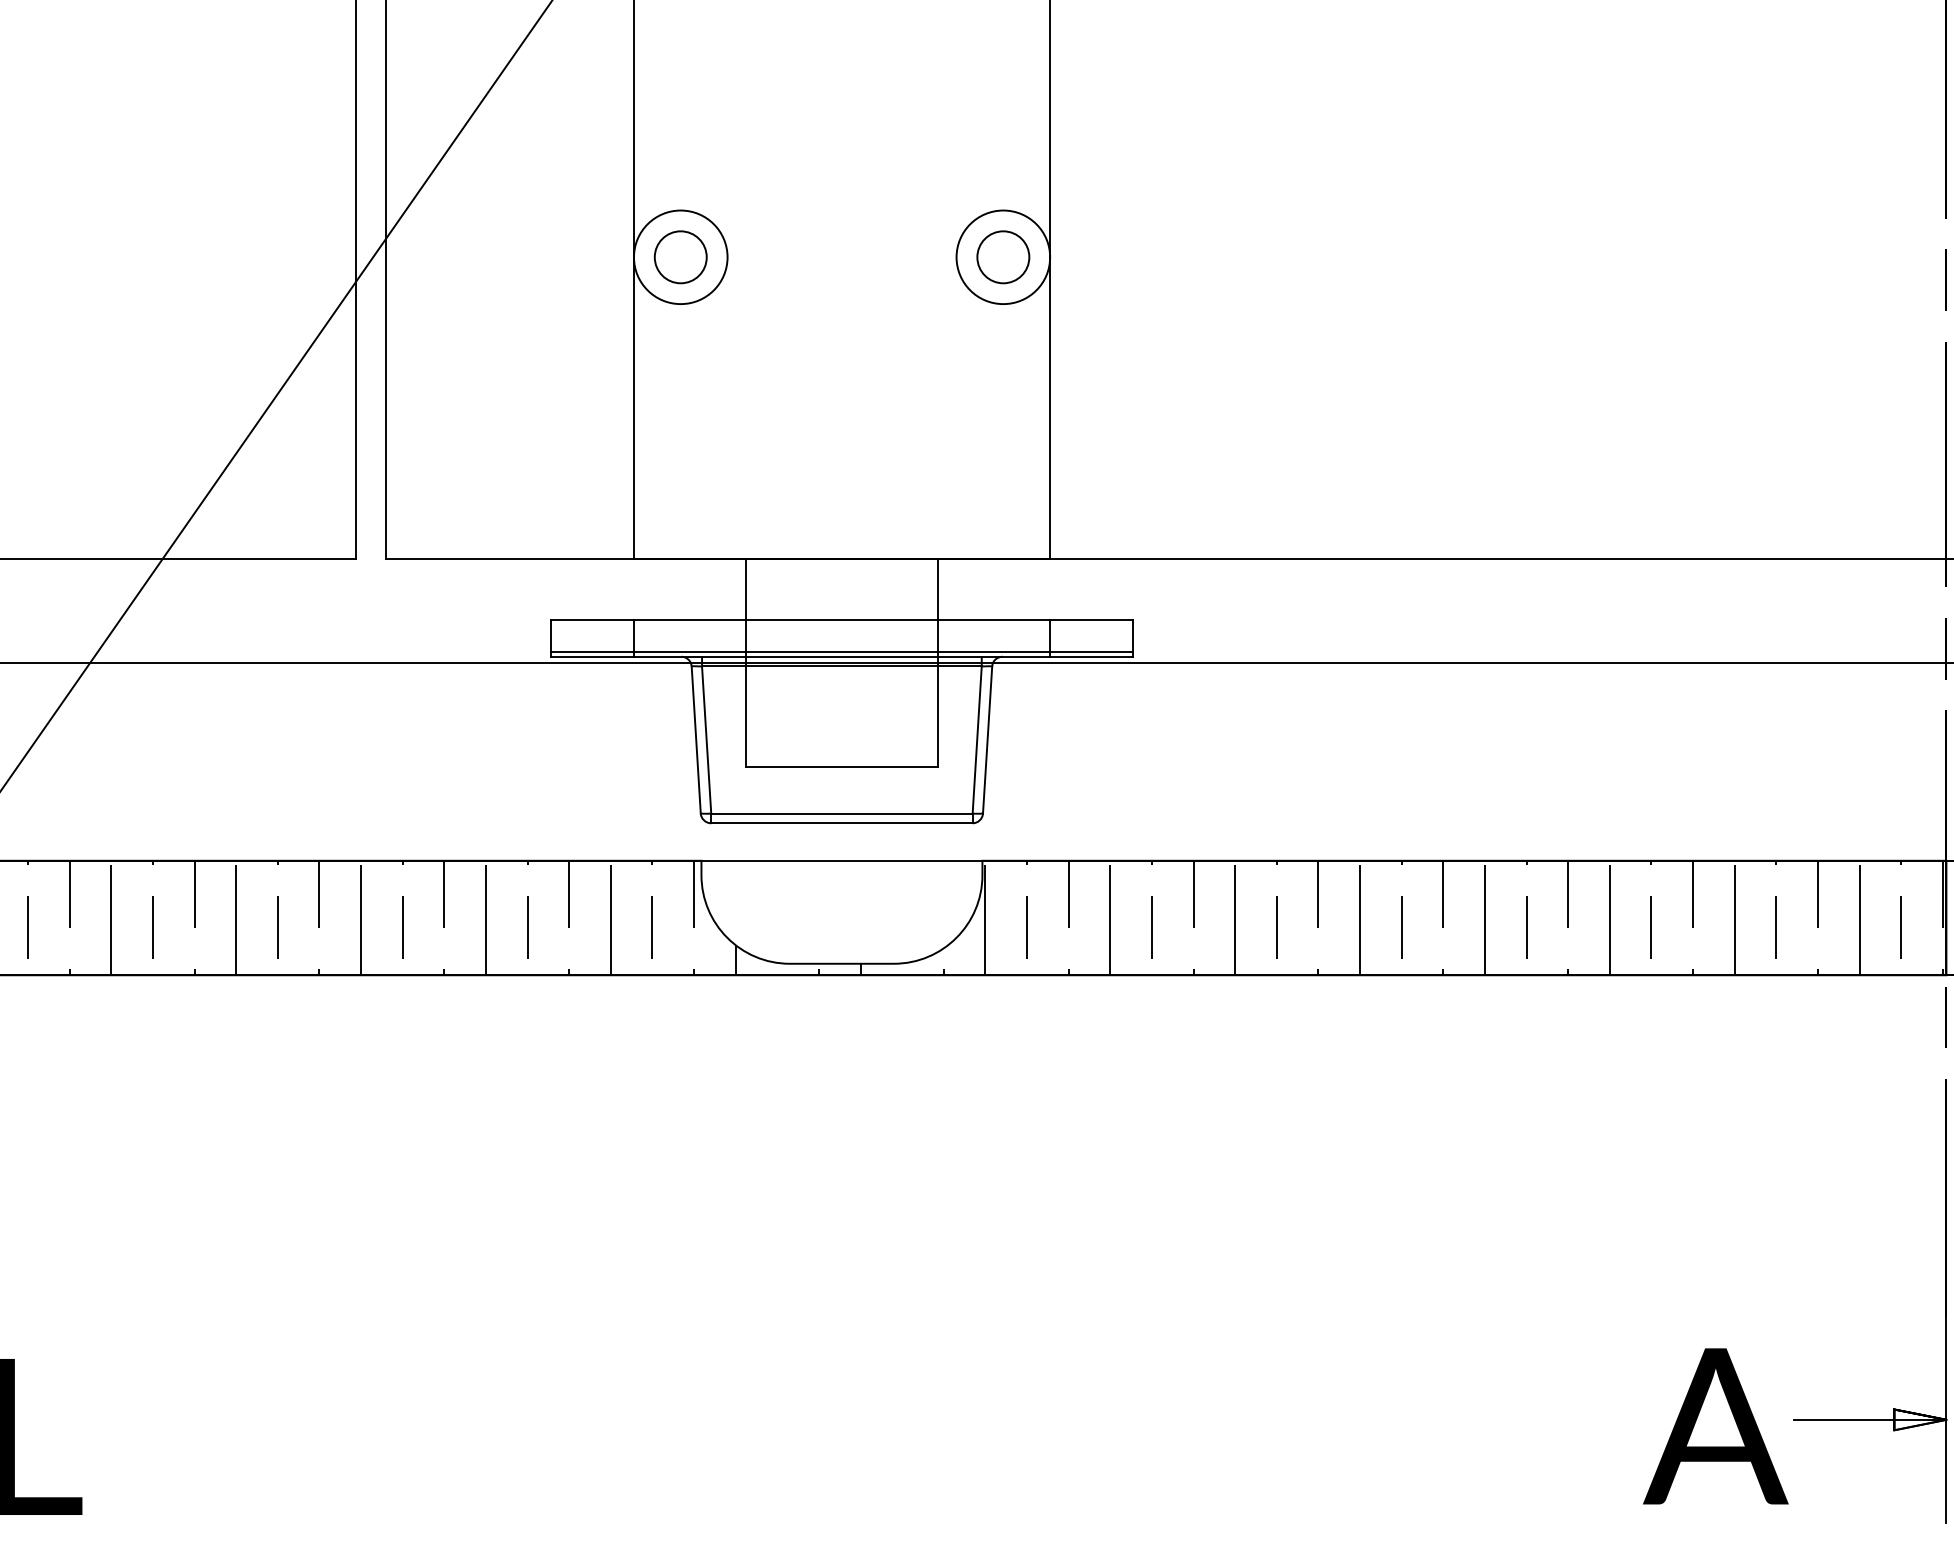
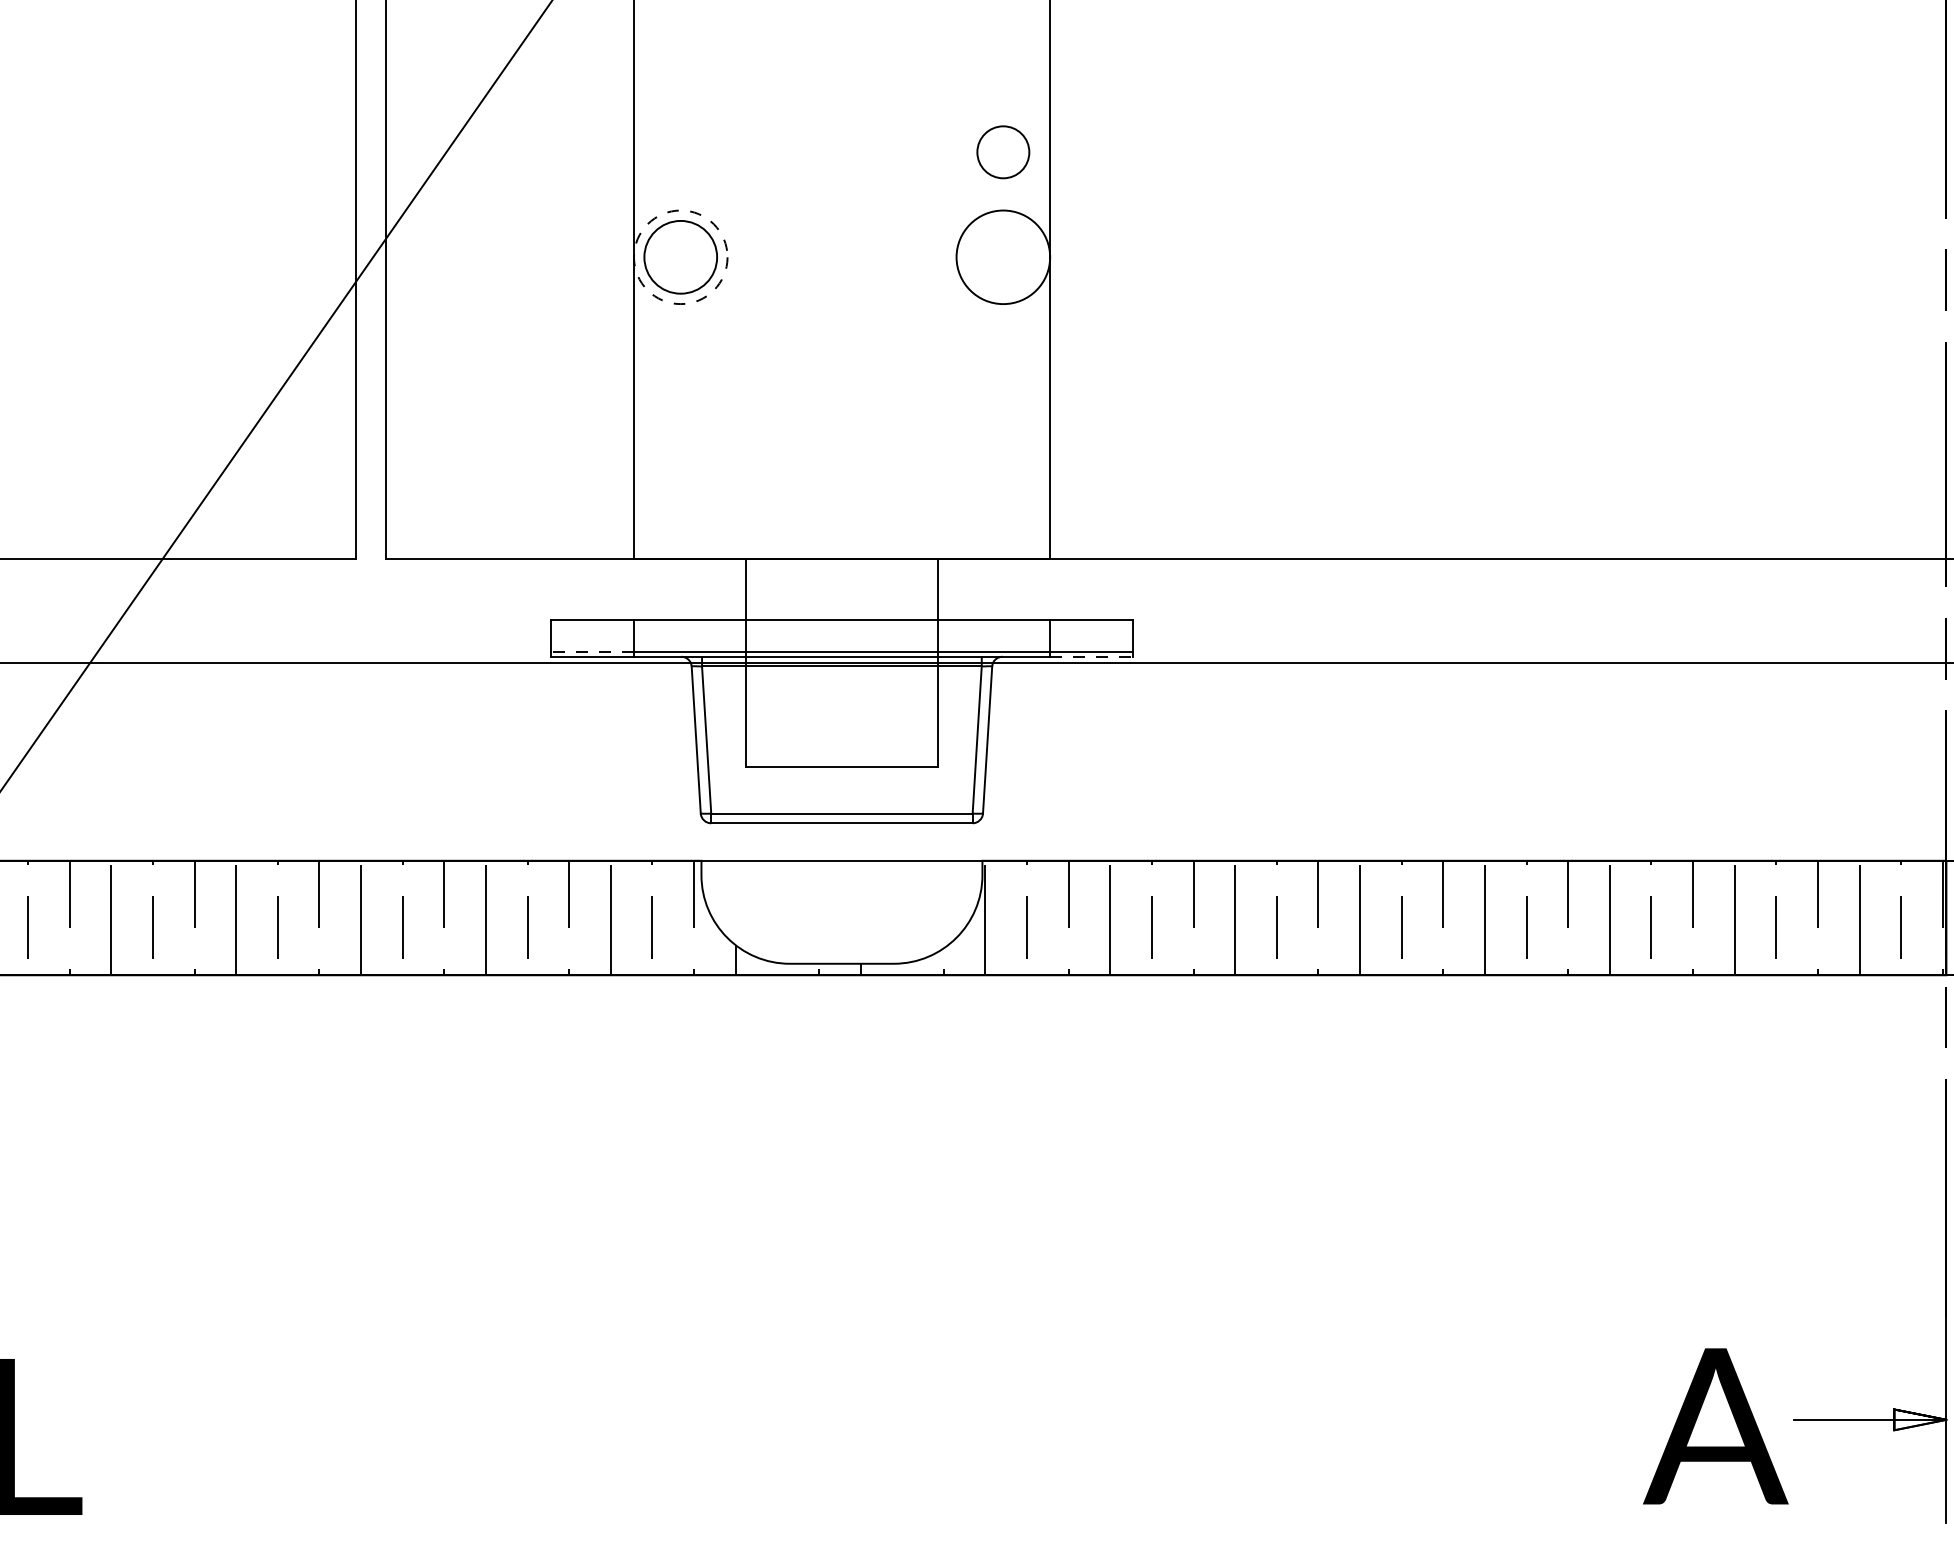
circle diameter: 52 px -> 73 px (680, 256)
circle: solid -> dashed (680, 257)
circle position: (1003, 257) -> (1003, 152) (1003, 152)
line: solid -> dashed (592, 651)
line: solid -> dashed (1091, 656)
